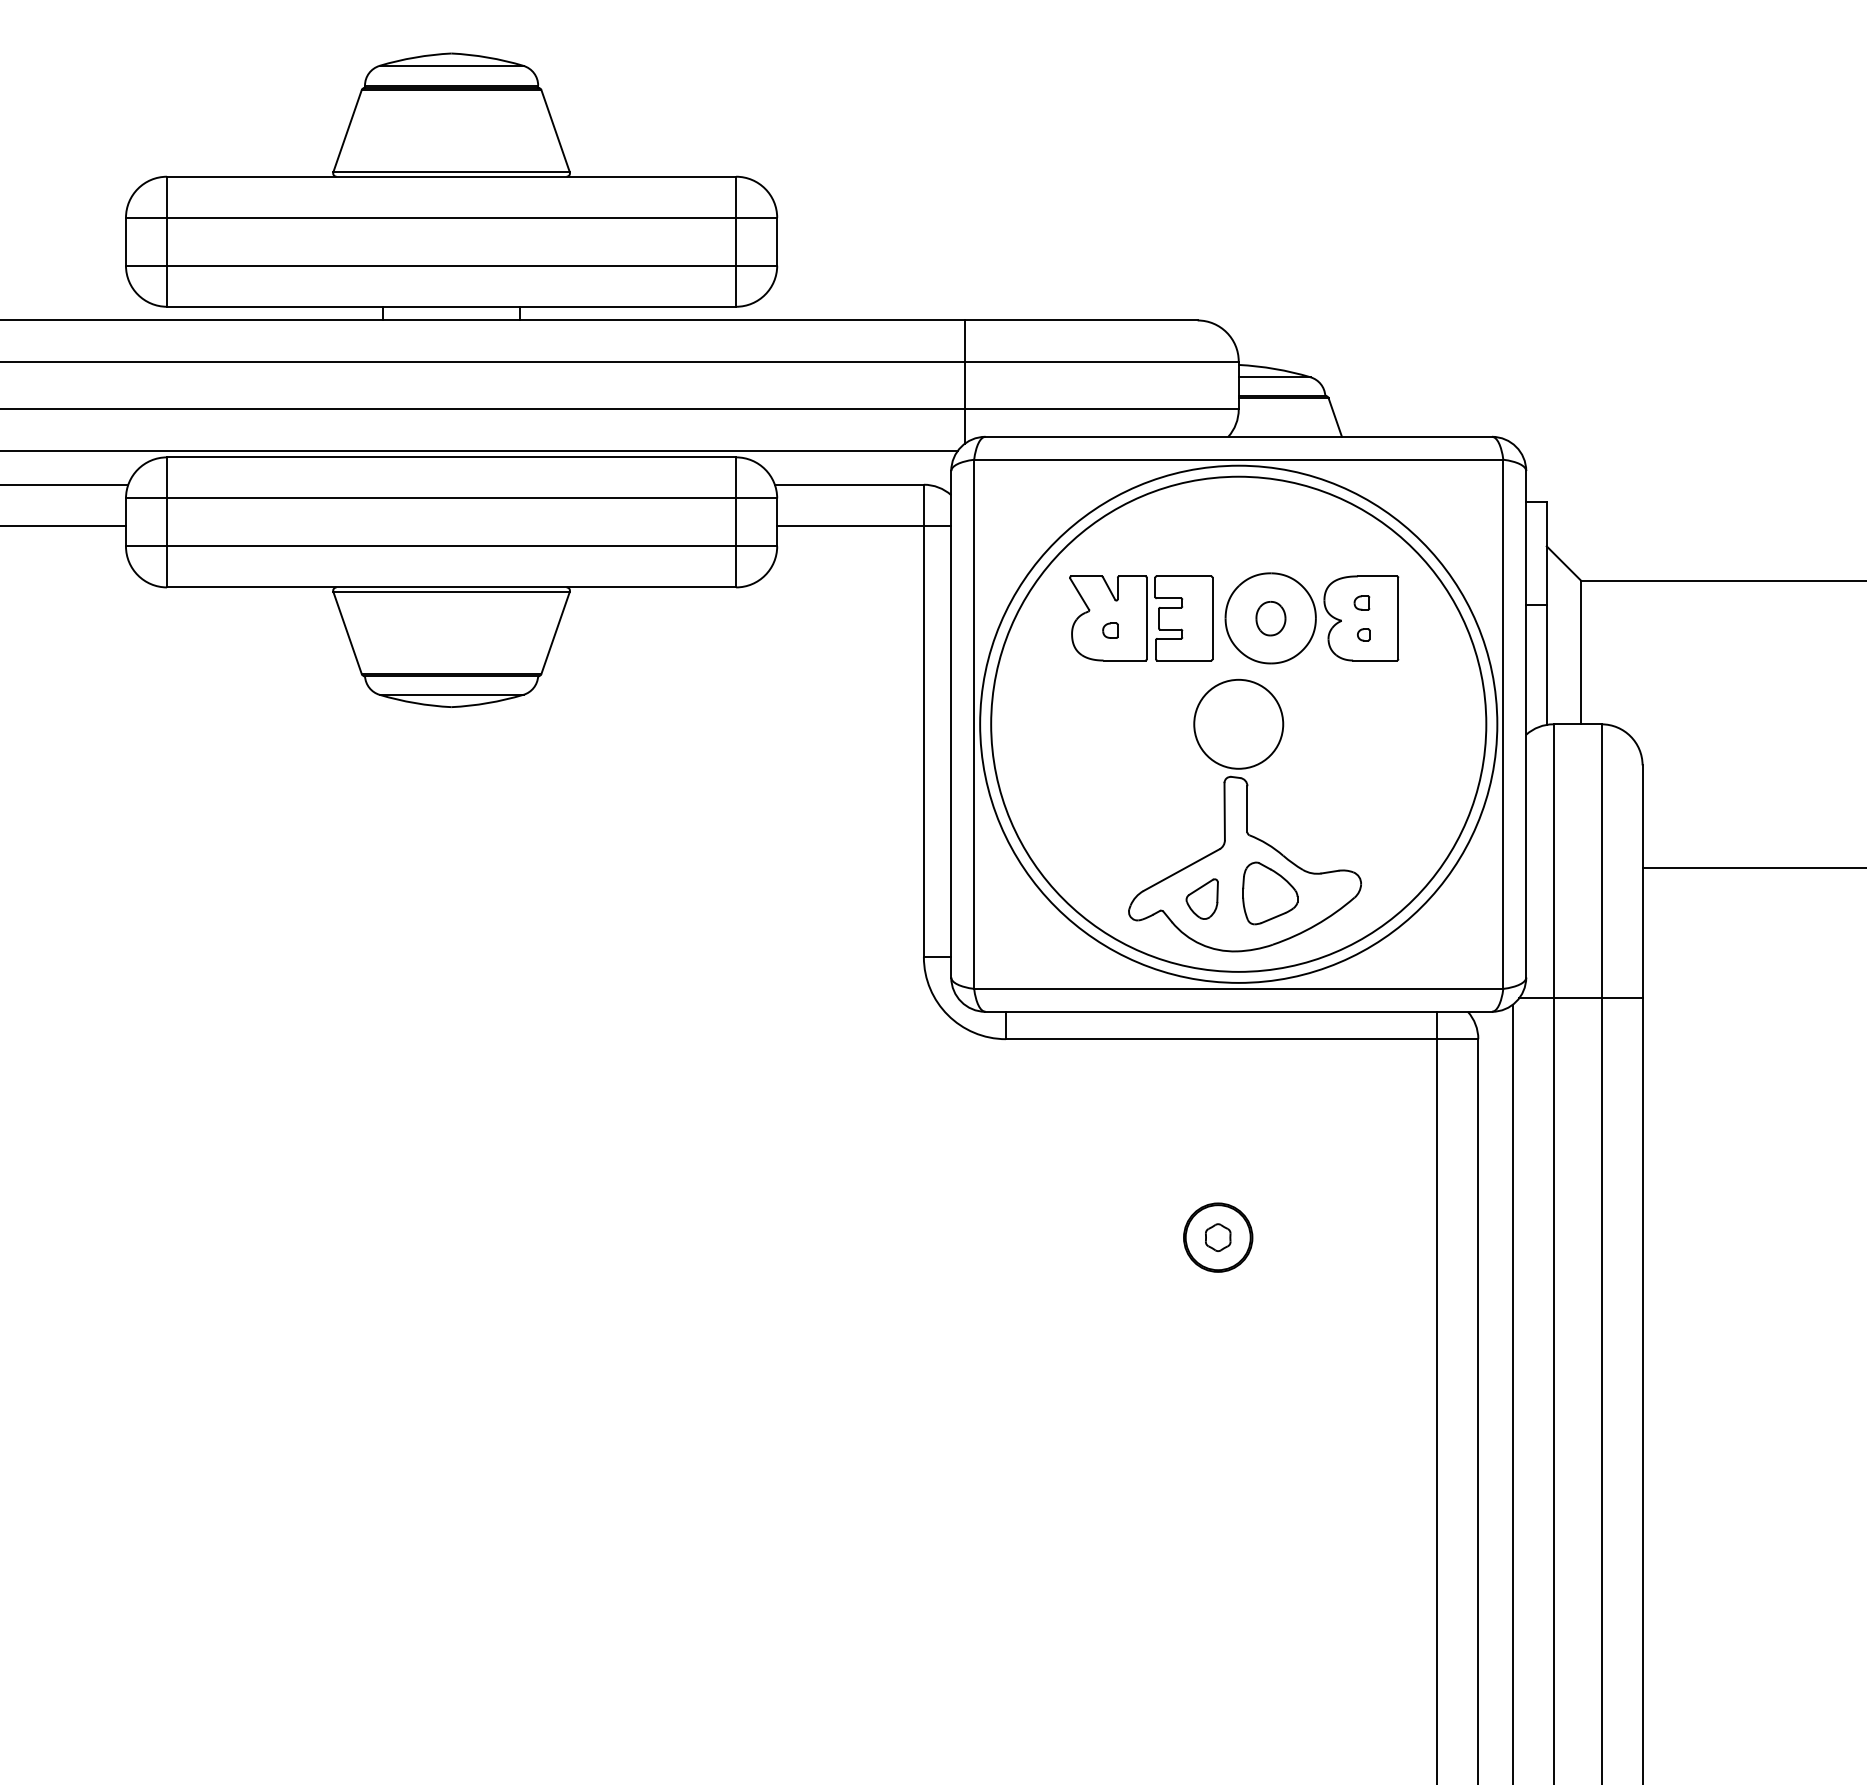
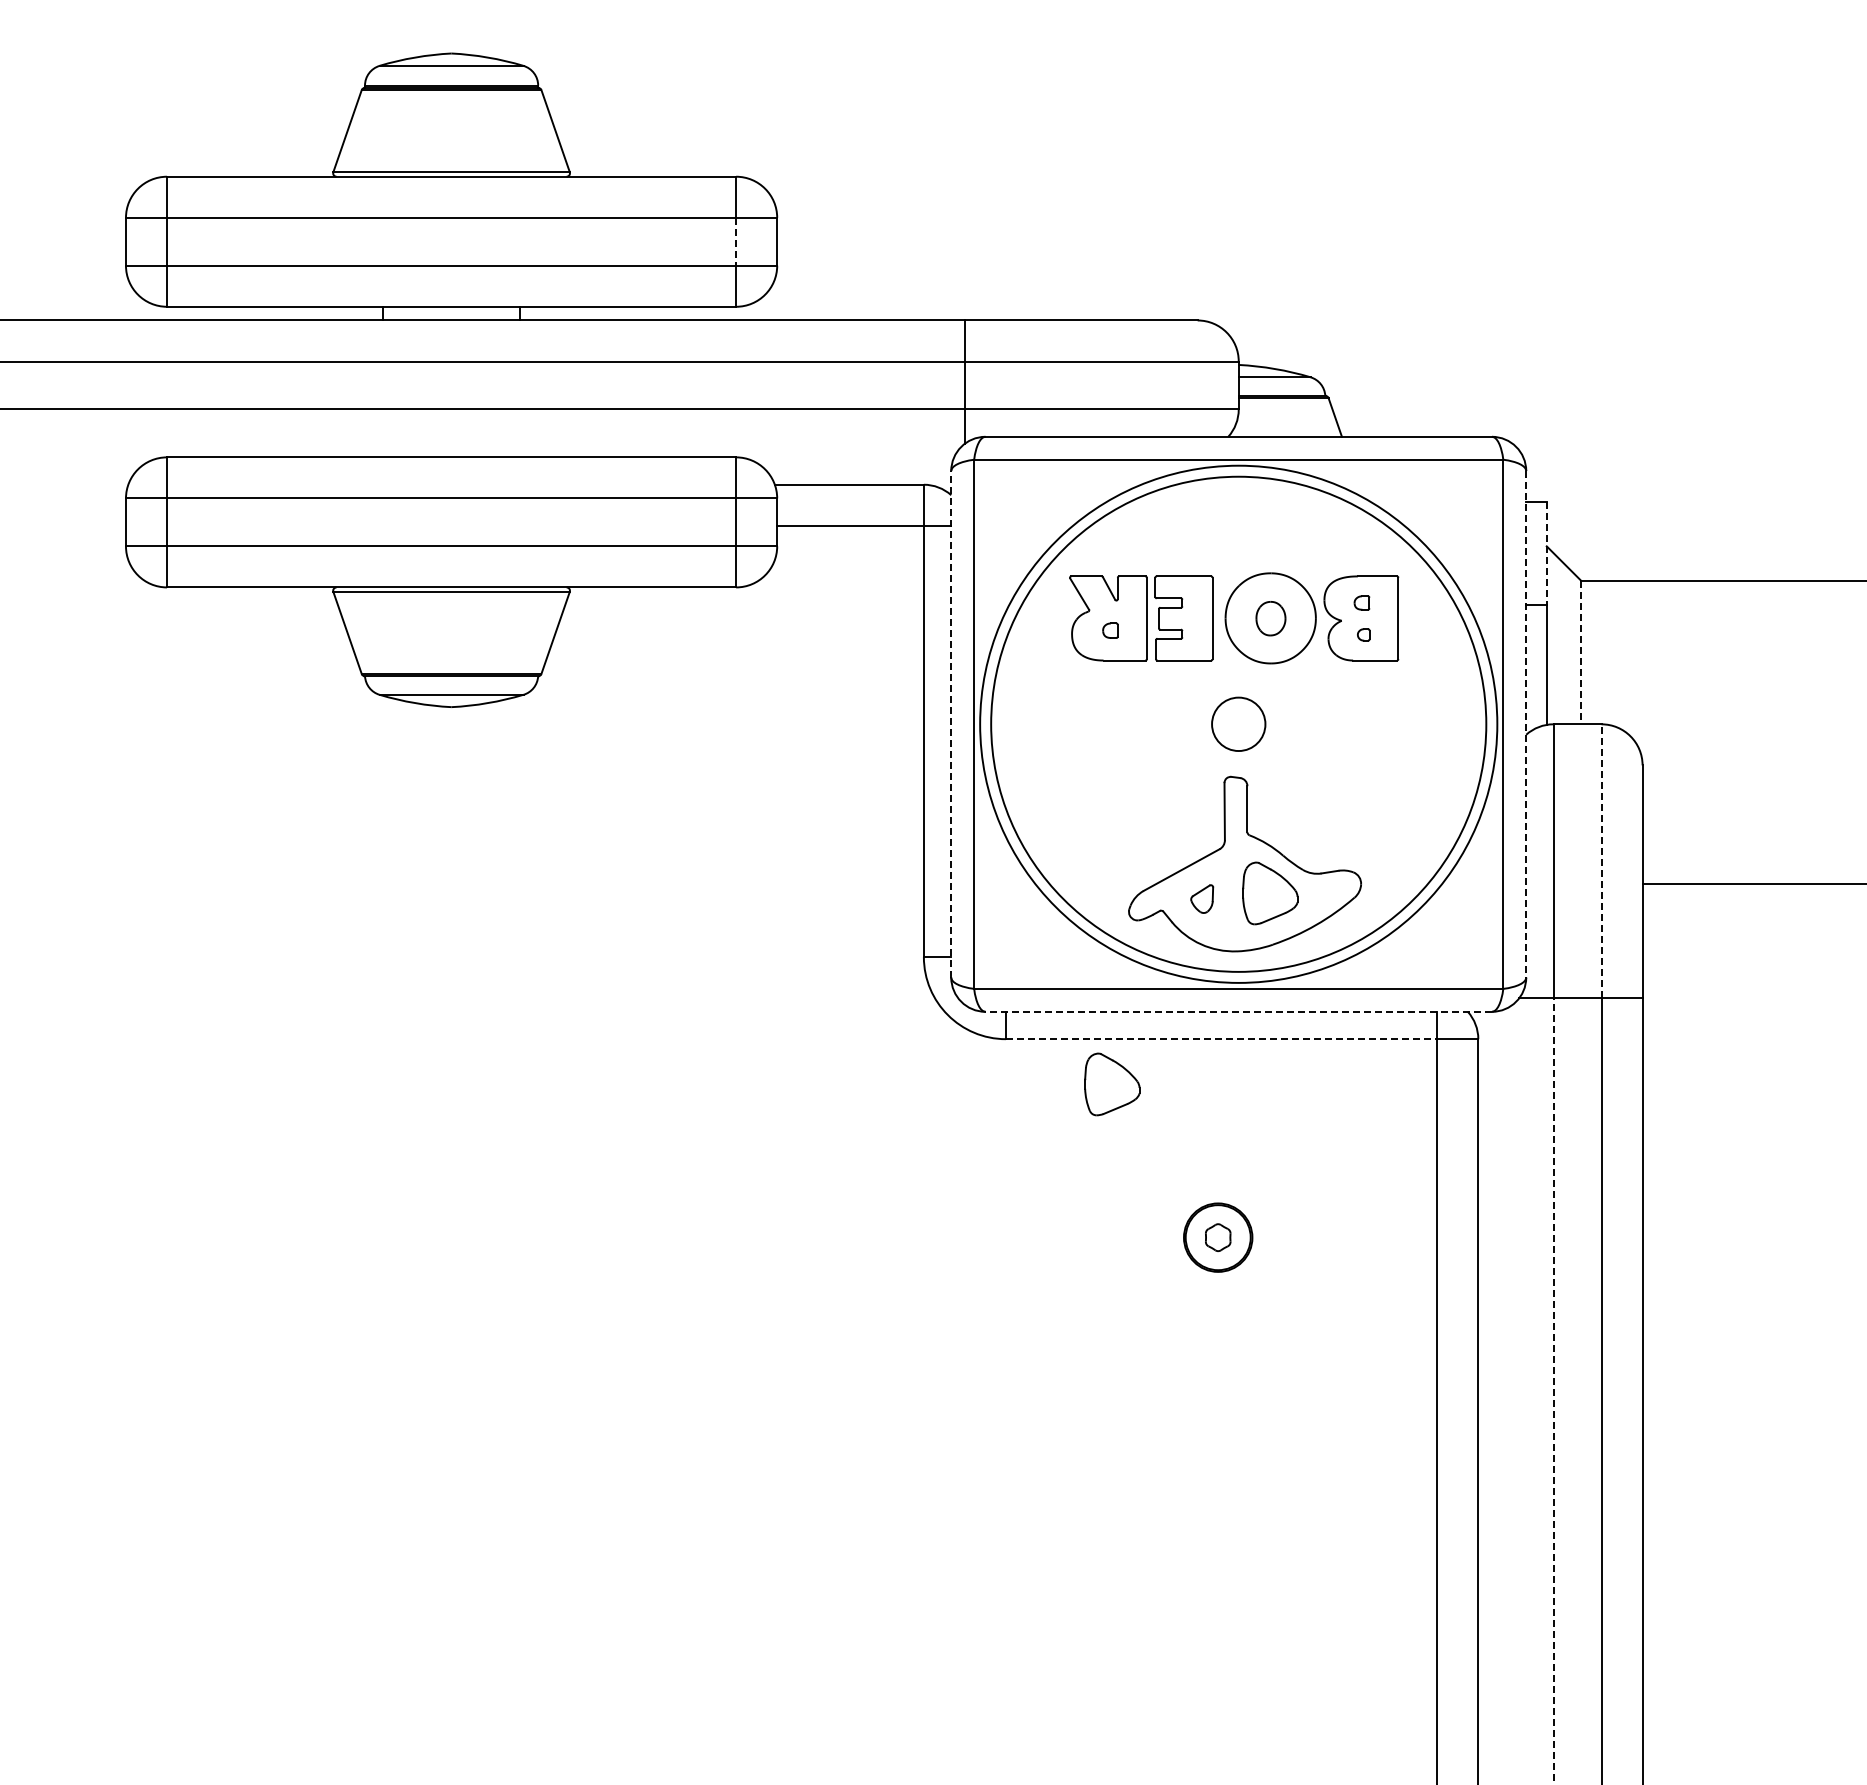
line: solid -> dashed (736, 241)
line: present -> none (480, 450)
line: present -> none (65, 484)
line: present -> none (63, 525)
line: solid -> dashed (1546, 553)
line: solid -> dashed (1580, 652)
line: solid -> dashed (951, 723)
circle diameter: 89 px -> 53 px (1238, 724)
line: solid -> dashed (1526, 724)
line: solid -> dashed (1601, 861)
line position: (1752, 868) -> (1752, 884) (1752, 884)
part size: 34x42 px -> 25x30 px (1202, 898)
line: solid -> dashed (1238, 1011)
line: solid -> dashed (1221, 1039)
part: none -> present (1112, 1084)
line: solid -> dashed (1553, 1391)
line: present -> none (1512, 1392)
